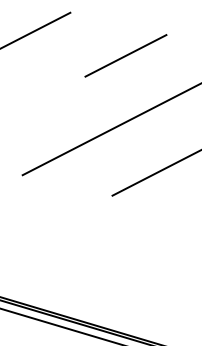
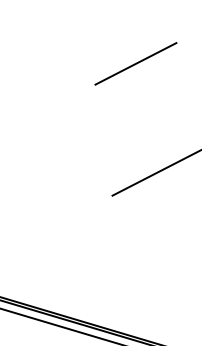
line: present -> none (36, 29)
line position: (125, 55) -> (135, 63) (135, 63)
line: present -> none (110, 129)
